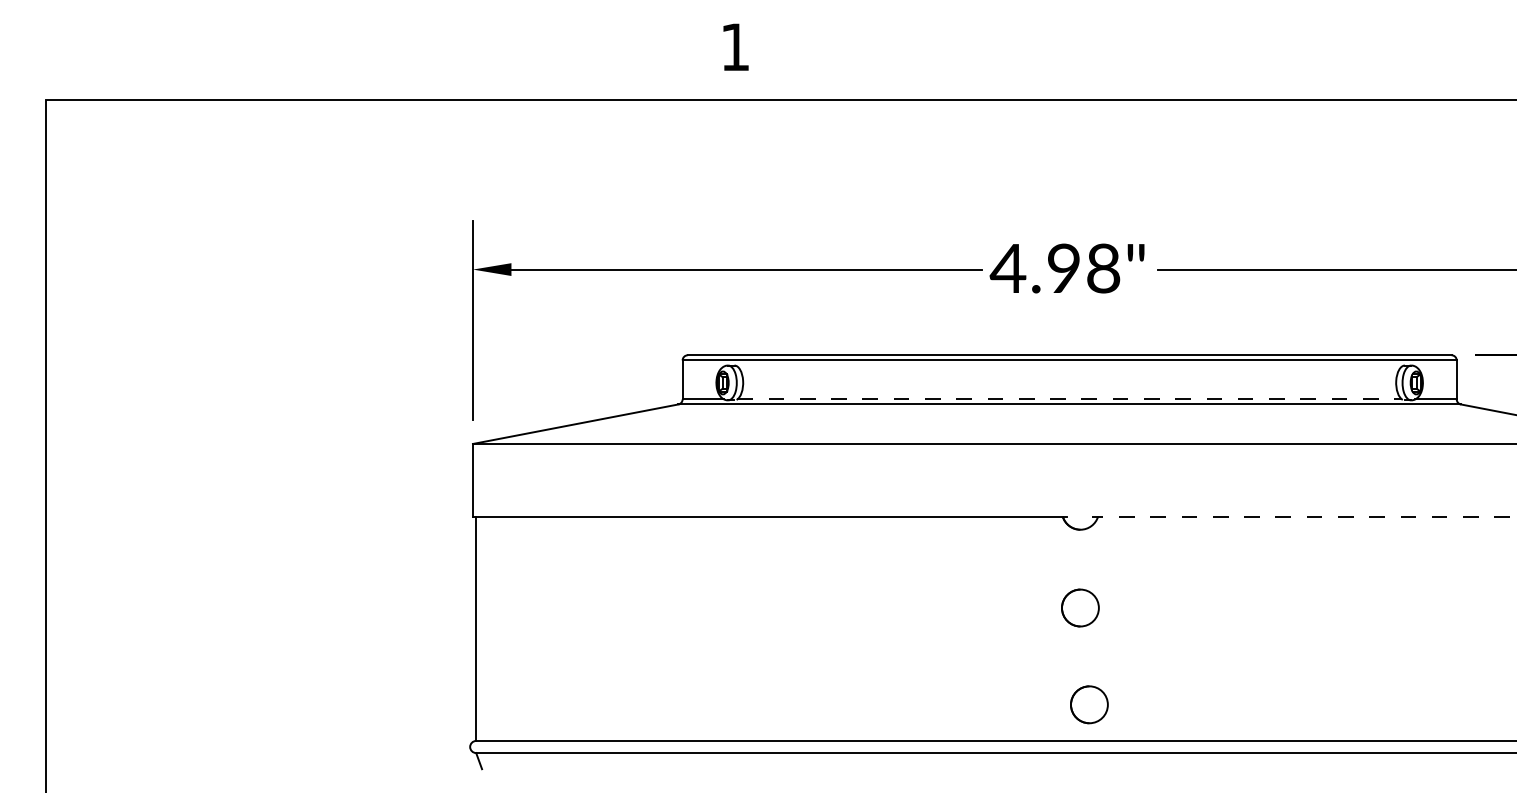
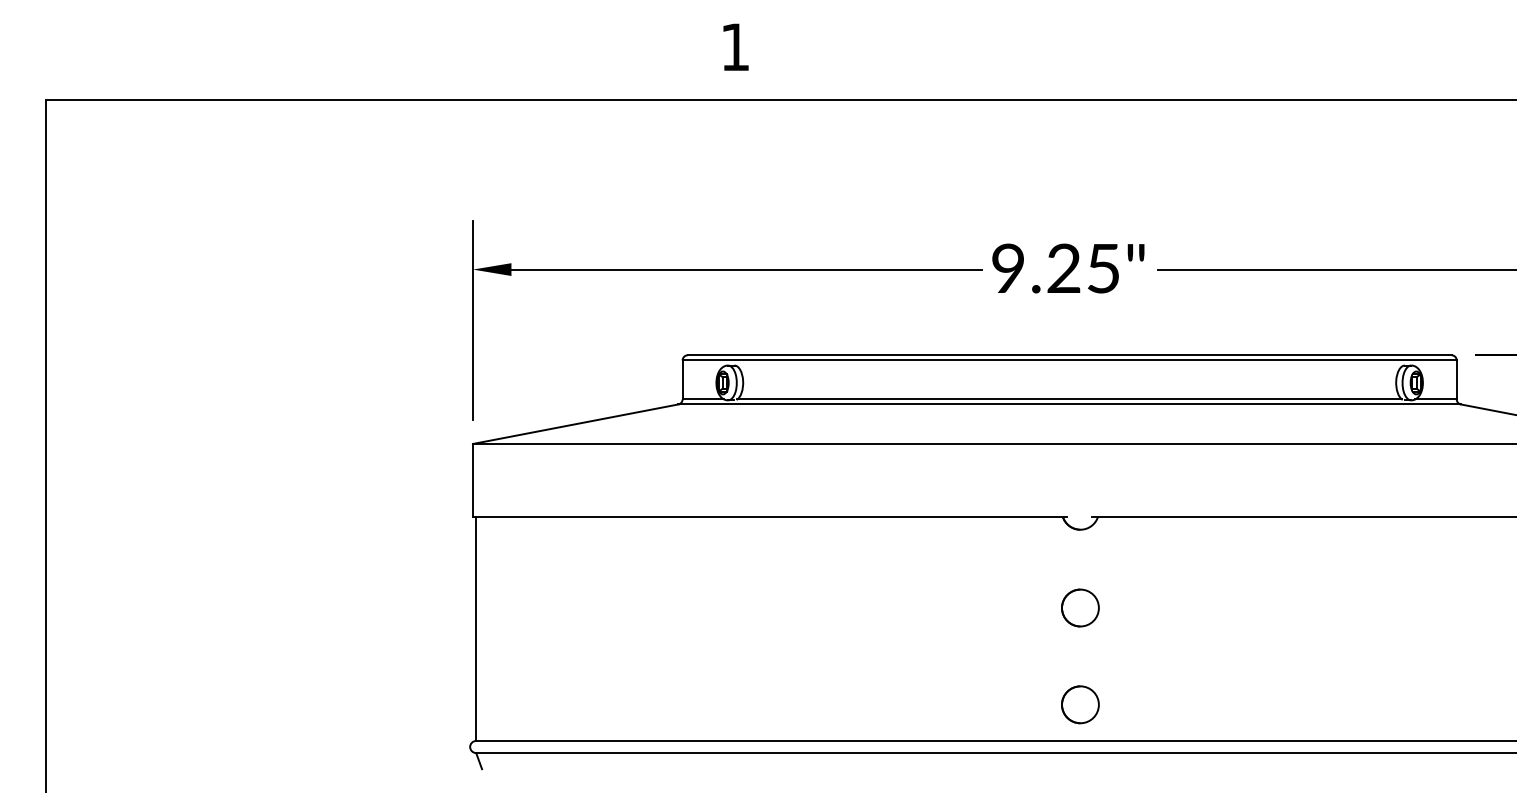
text: 4.98" -> 9.25" (1054, 268)
line: dashed -> solid (1070, 399)
line: dashed -> solid (1303, 516)
part position: (1089, 704) -> (1080, 704) (1080, 704)
